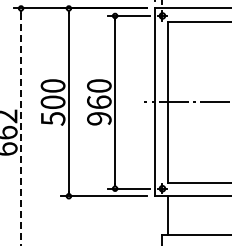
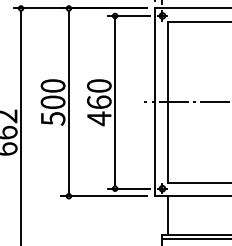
text: 960 -> 460 (99, 118)
line: dashed -> solid (21, 129)
line: none -> present (195, 239)
